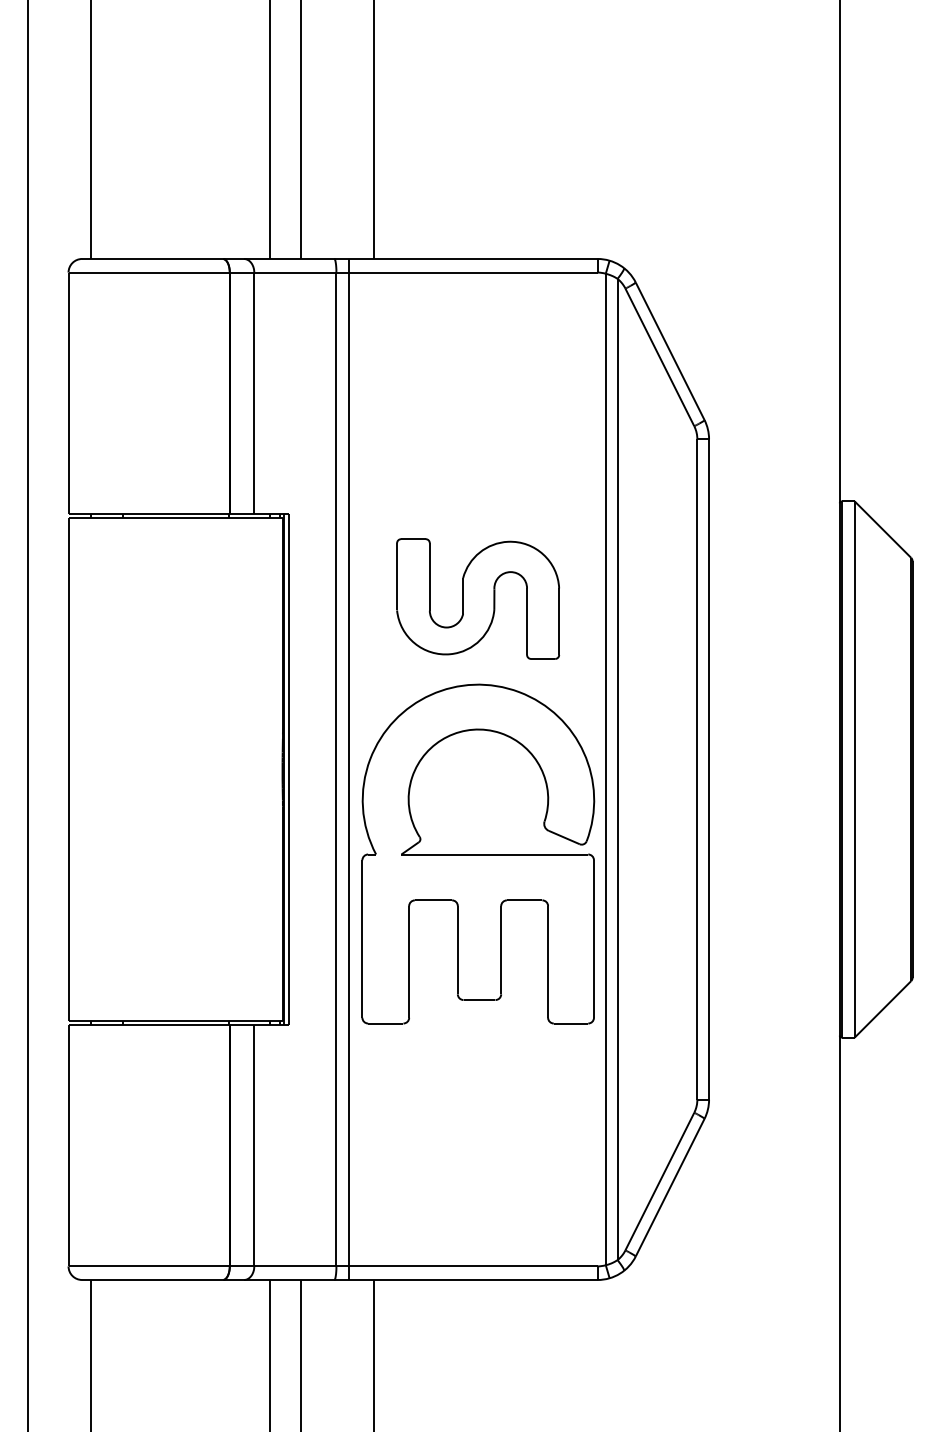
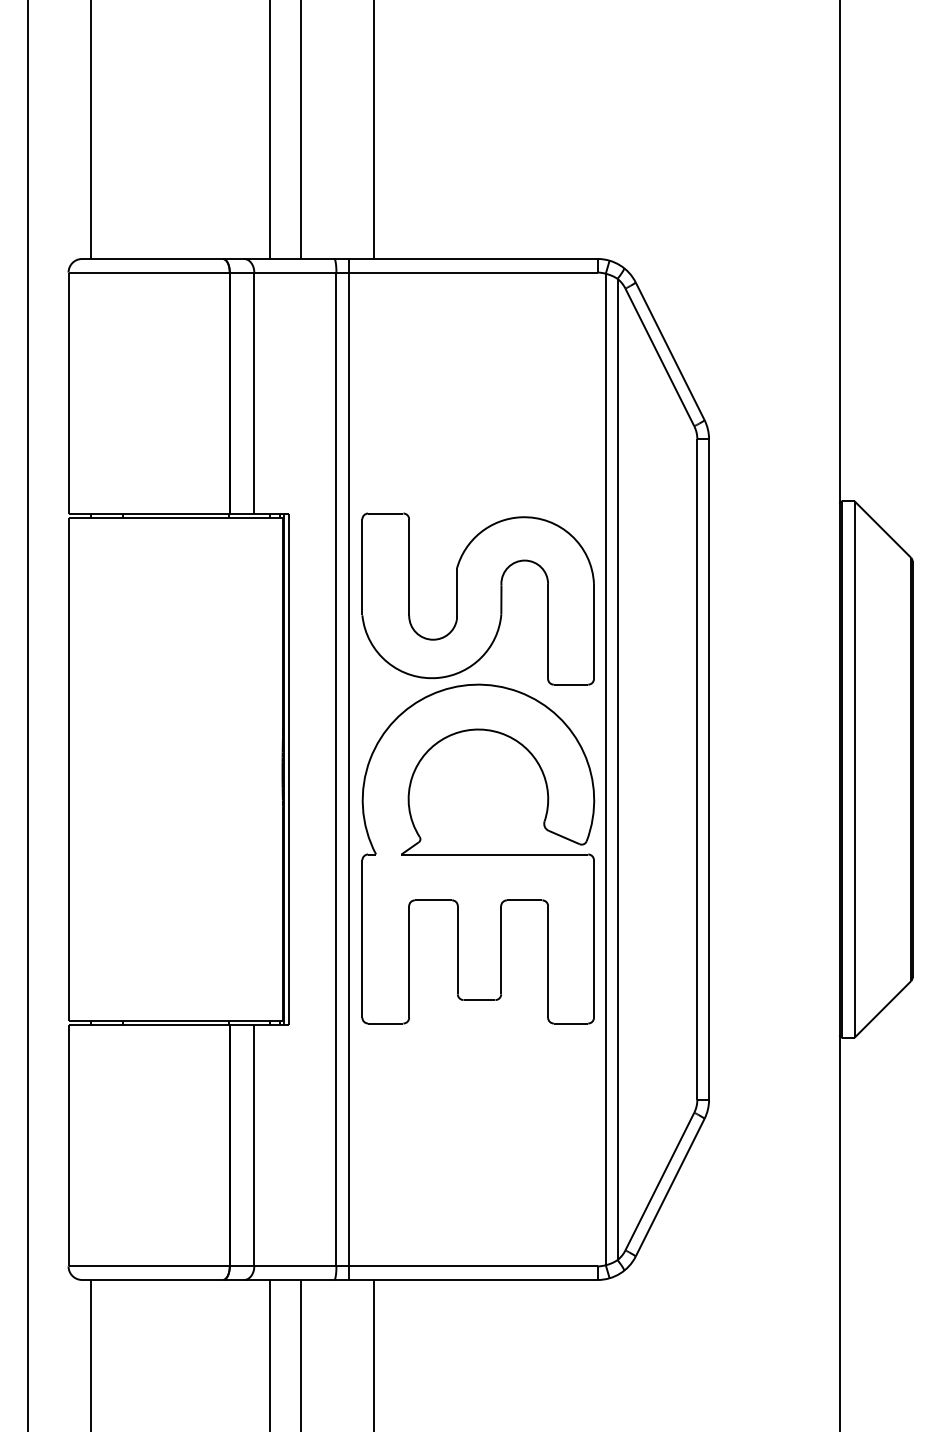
part size: 164x122 px -> 234x174 px (477, 598)
